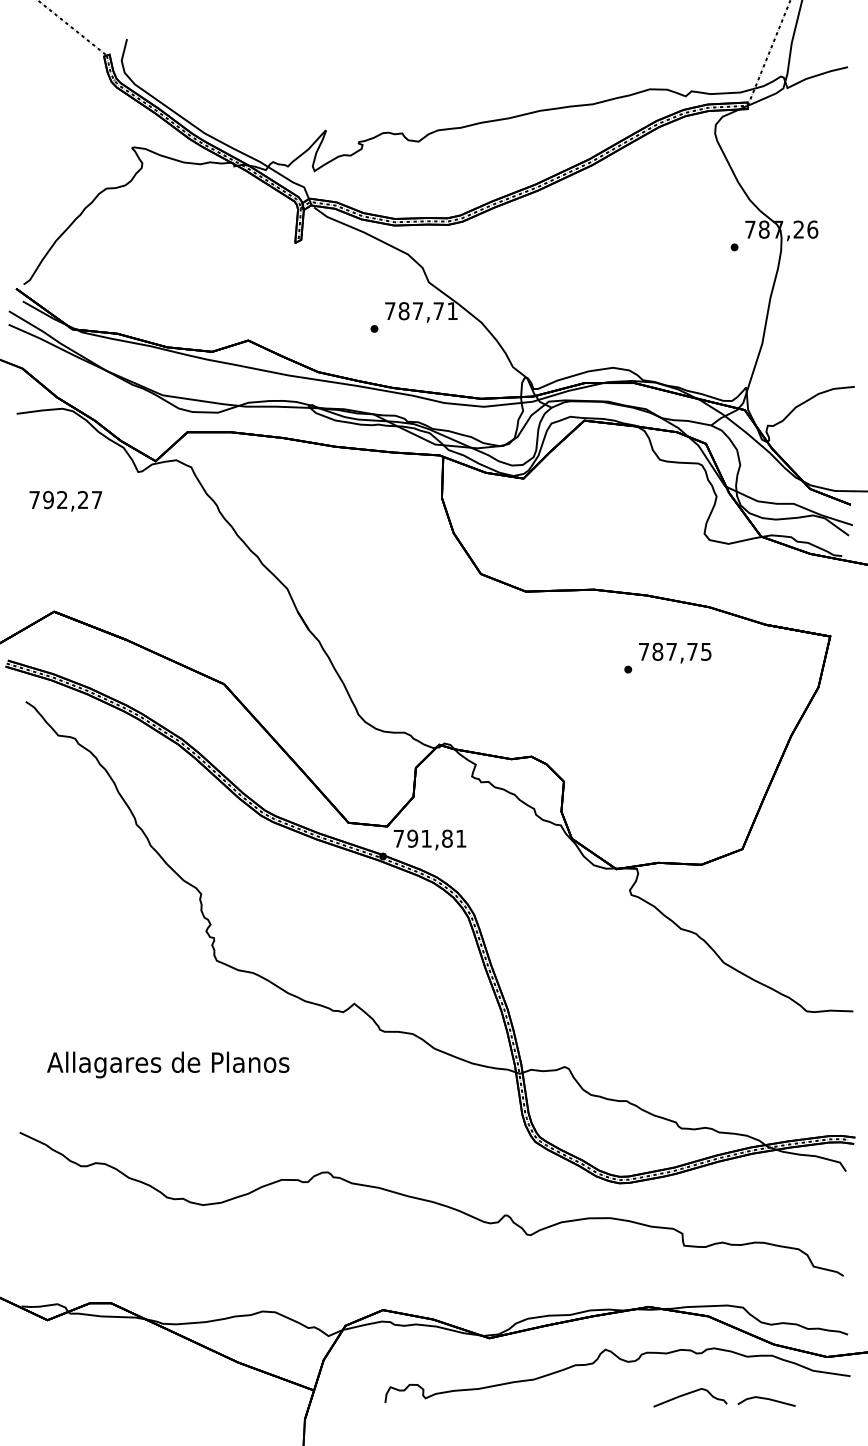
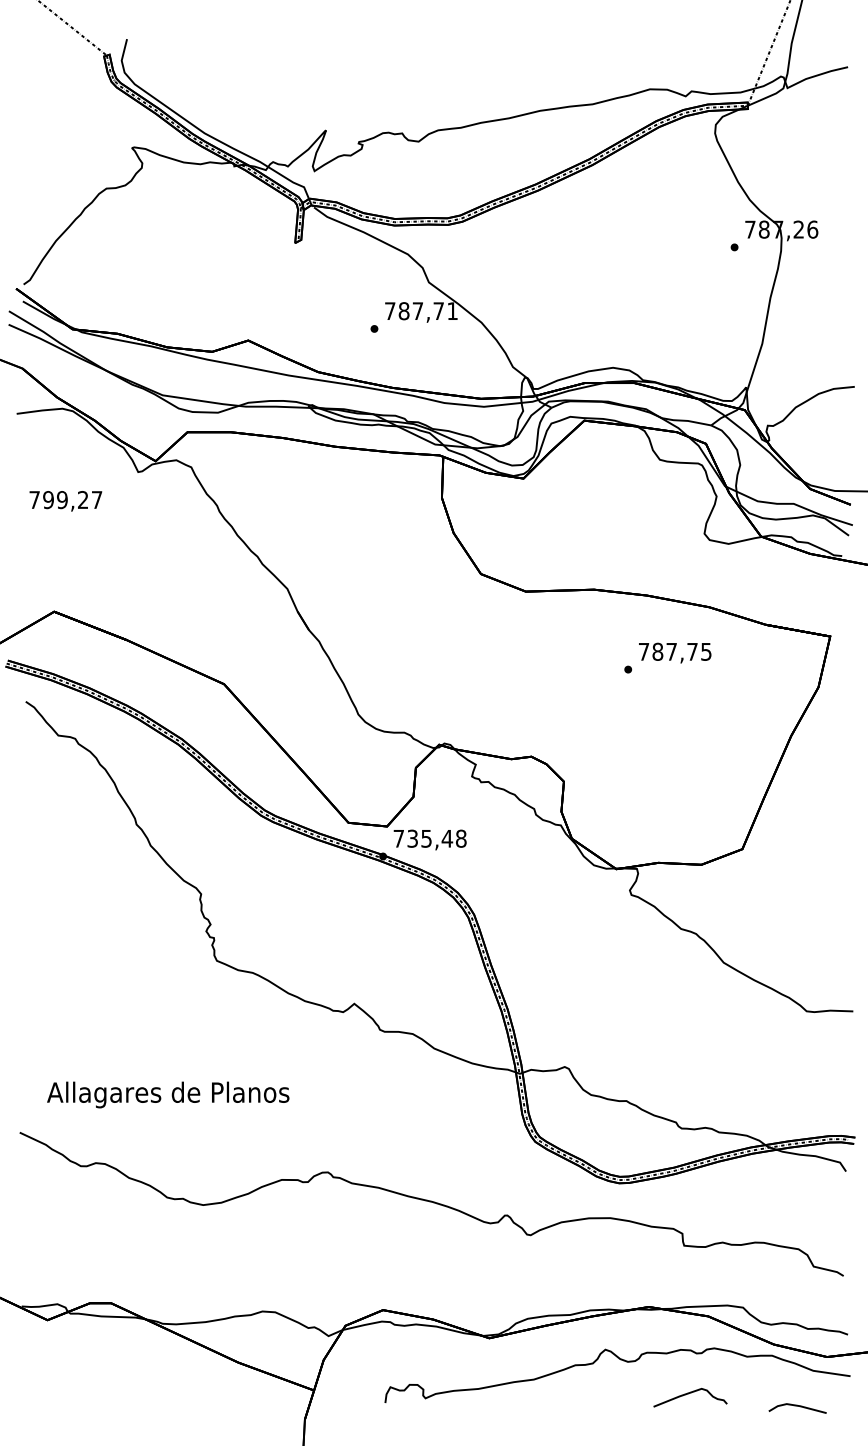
text: 792,27 -> 799,27 (62, 500)
text: 791,81 -> 735,48 (436, 838)
text position: (168, 1064) -> (168, 1094) (168, 1094)
line position: (766, 1399) -> (797, 1406) (797, 1406)
